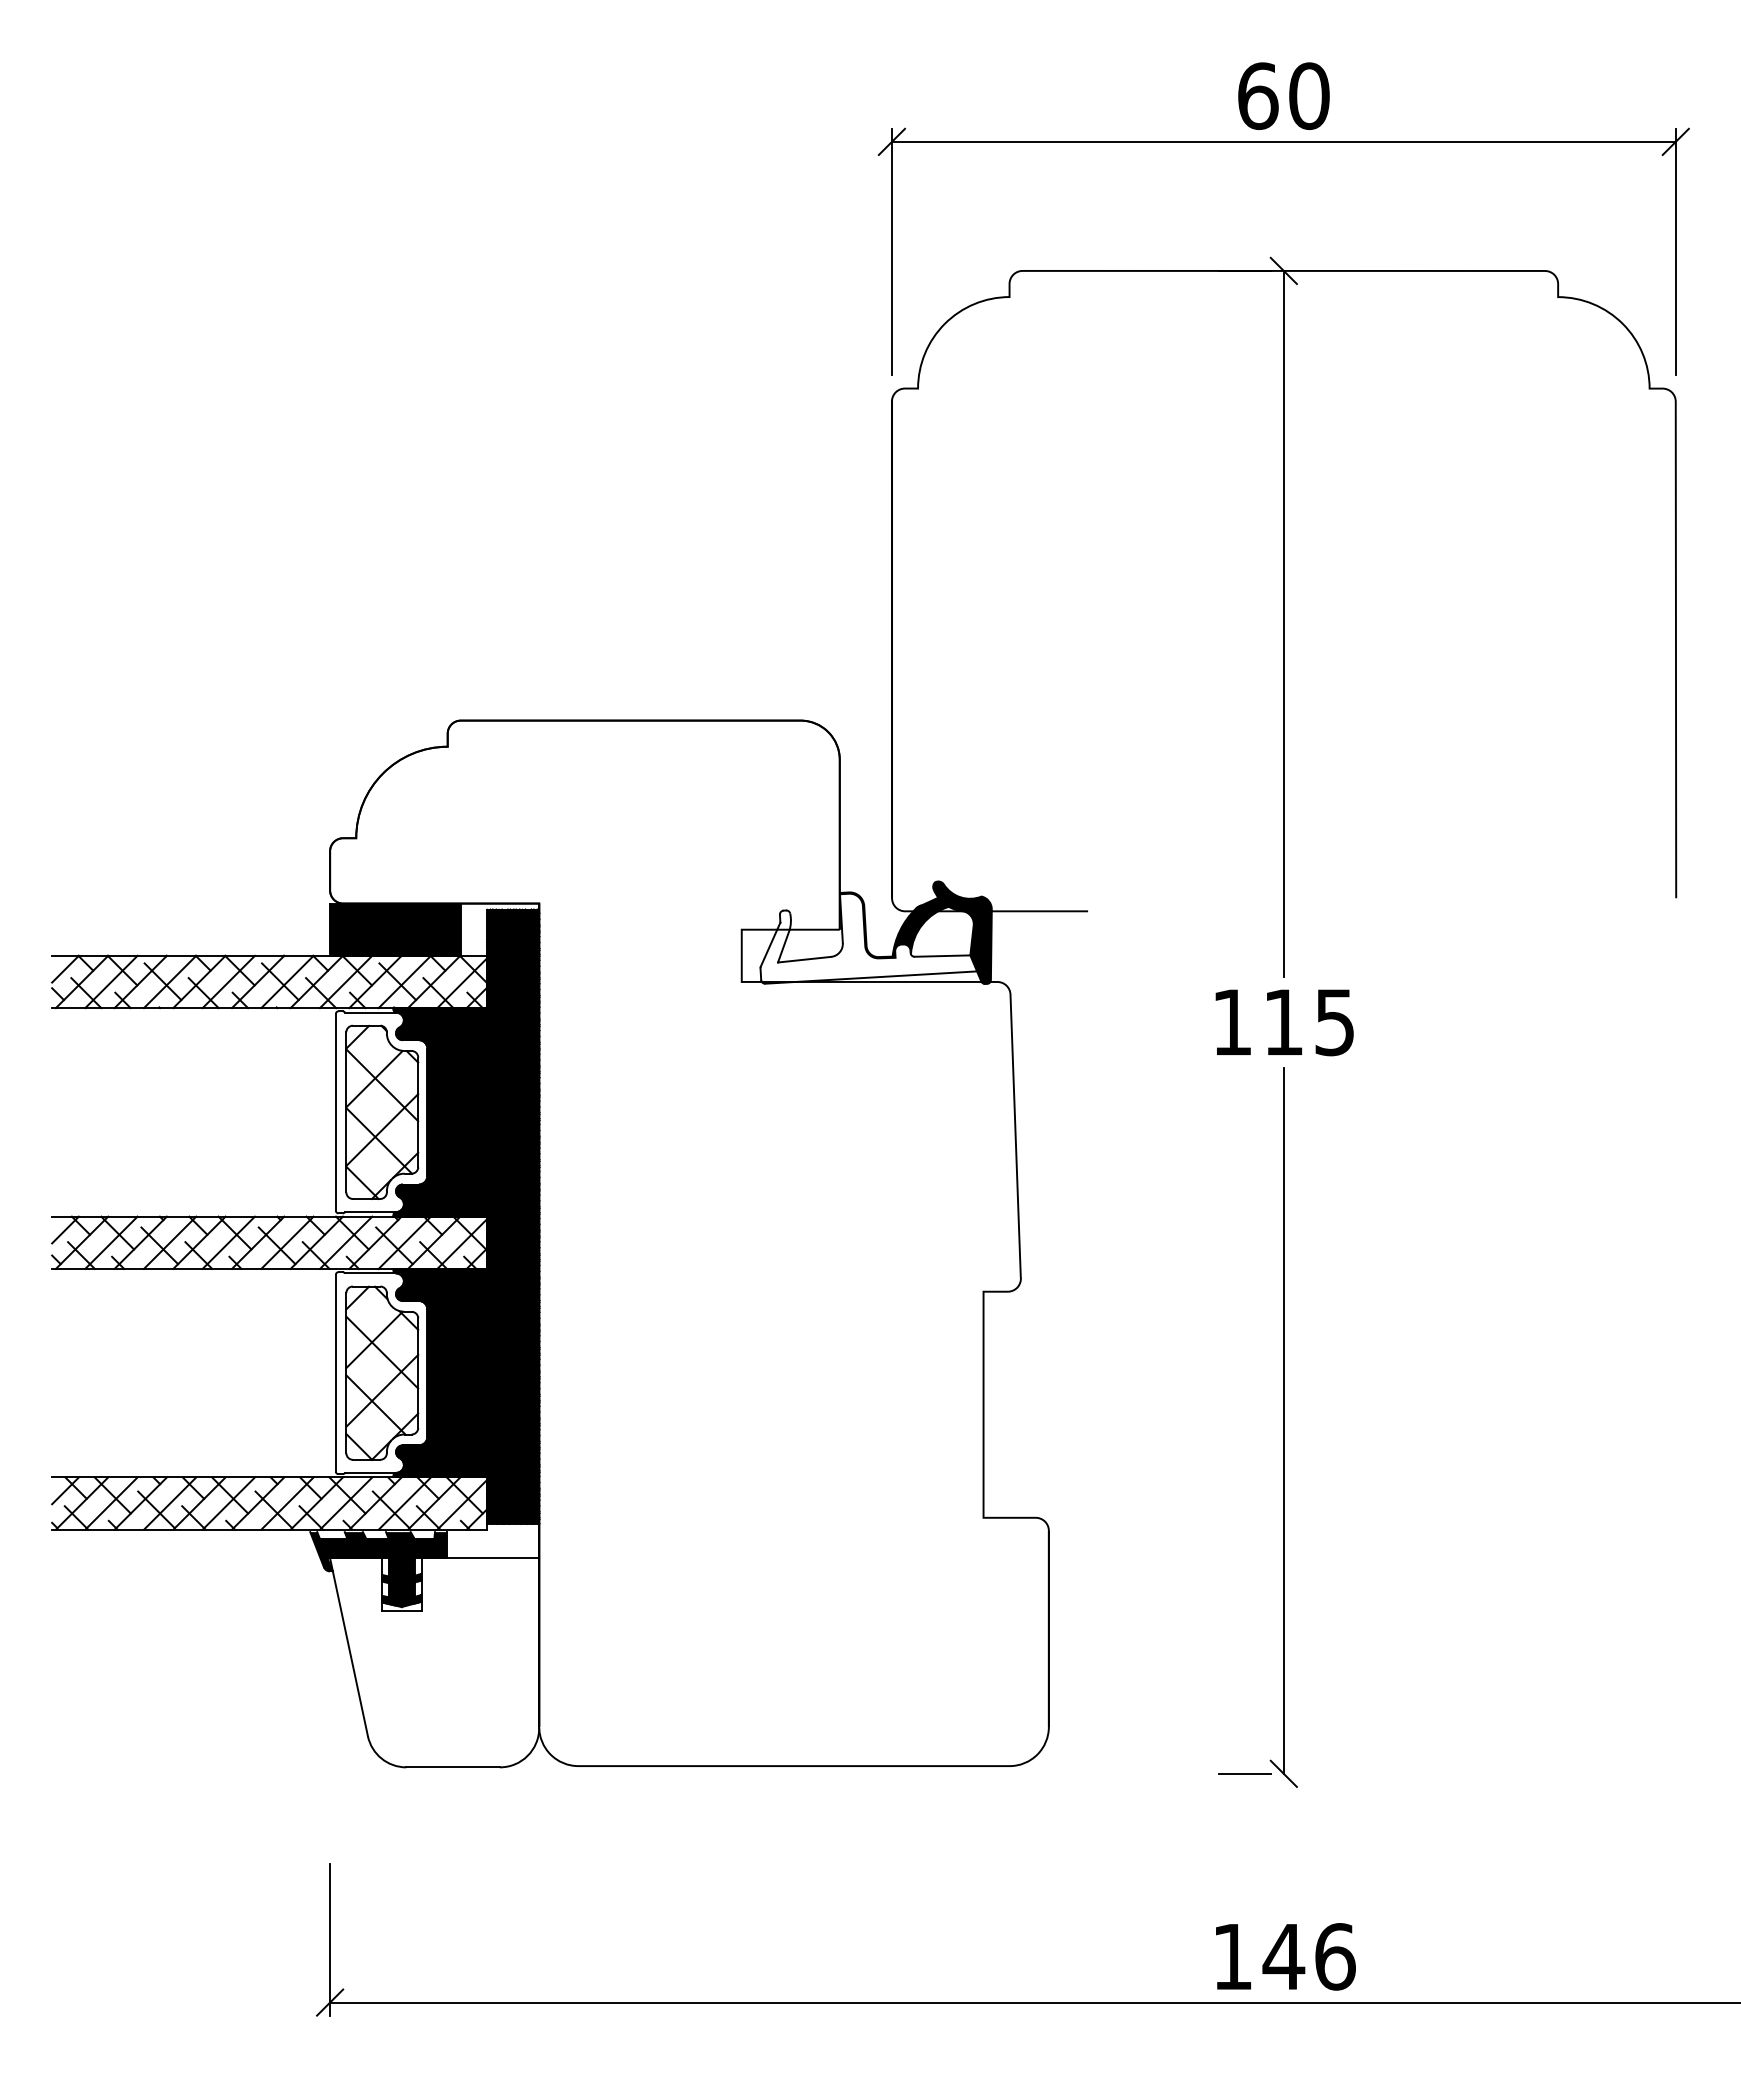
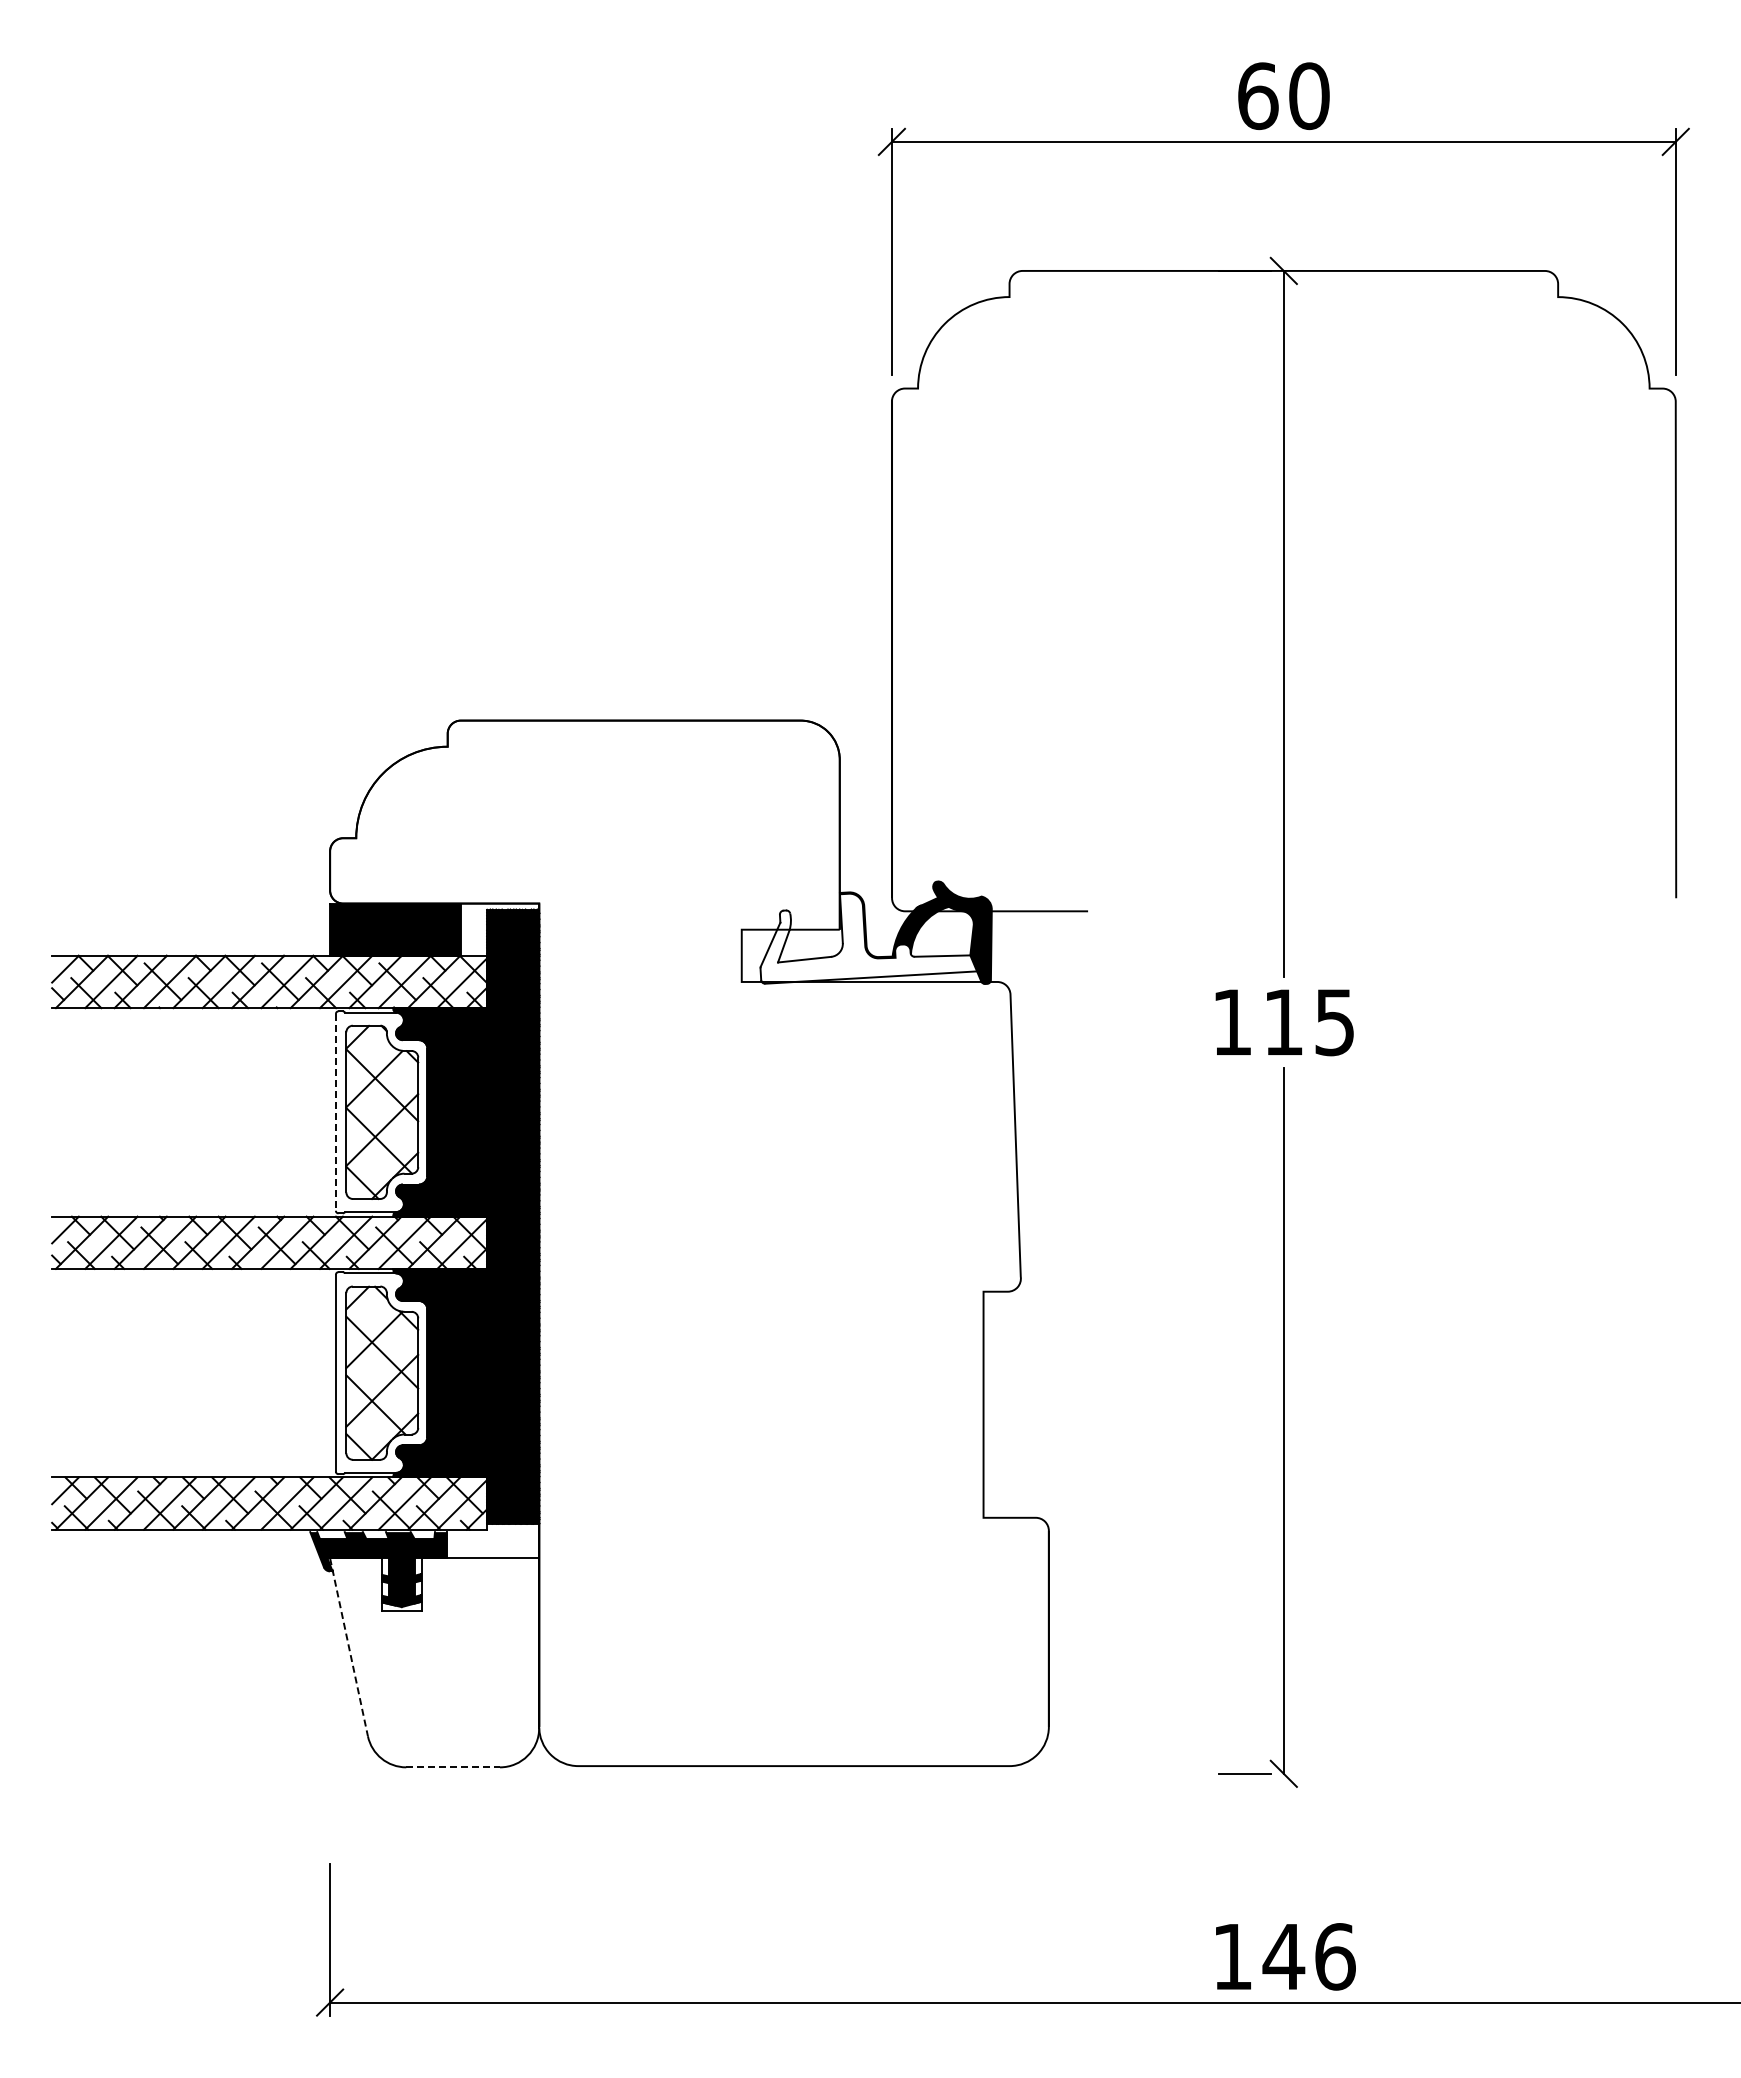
line: solid -> dashed (335, 1112)
line: solid -> dashed (349, 1647)
line: solid -> dashed (453, 1767)
